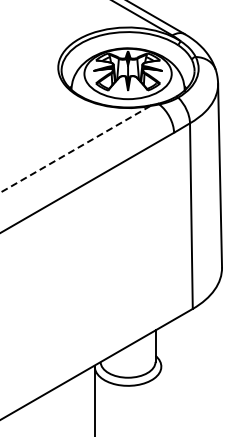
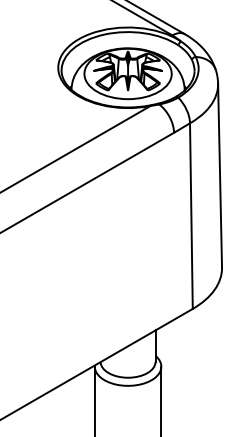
line: dashed -> solid (75, 149)
line: none -> present (161, 399)
